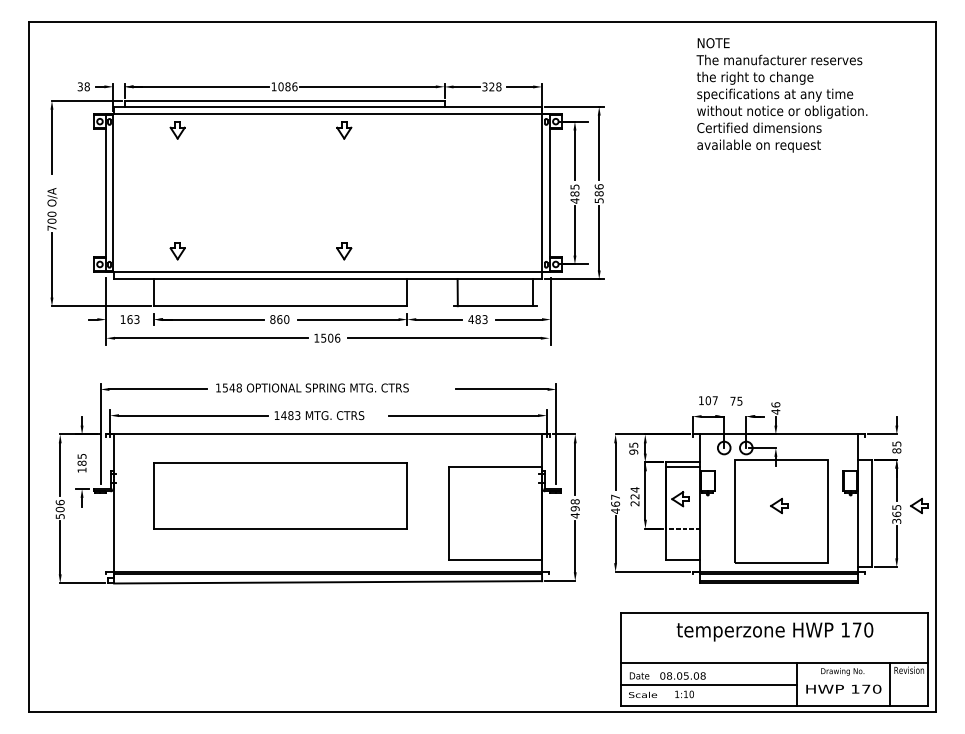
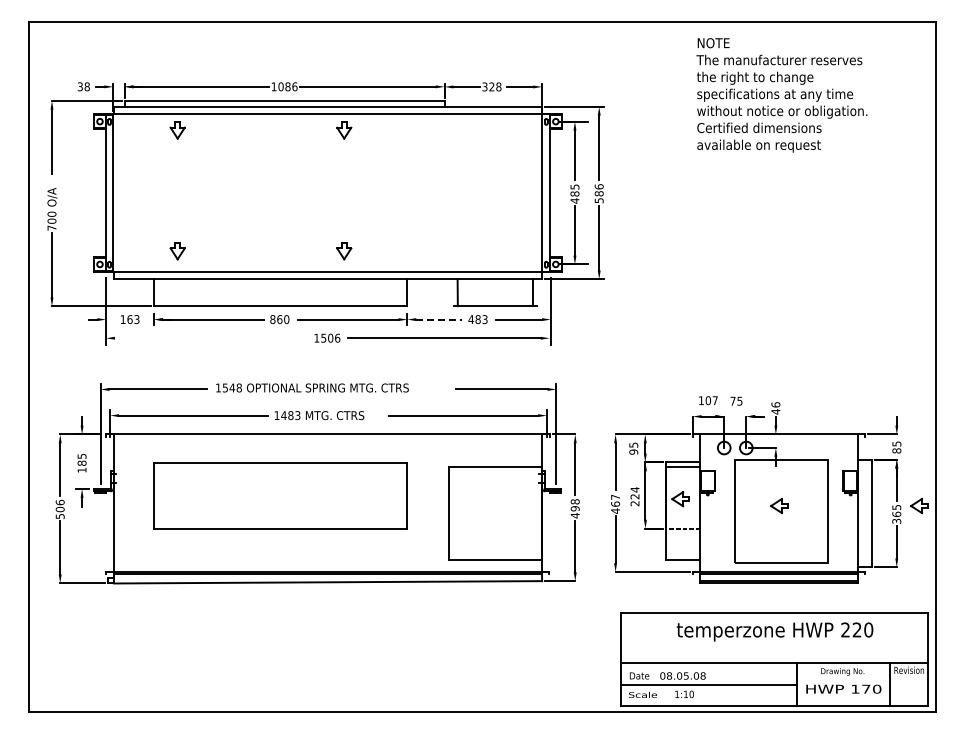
line: solid -> dashed (439, 319)
line: present -> none (211, 338)
text: 170 -> 220 (851, 629)
